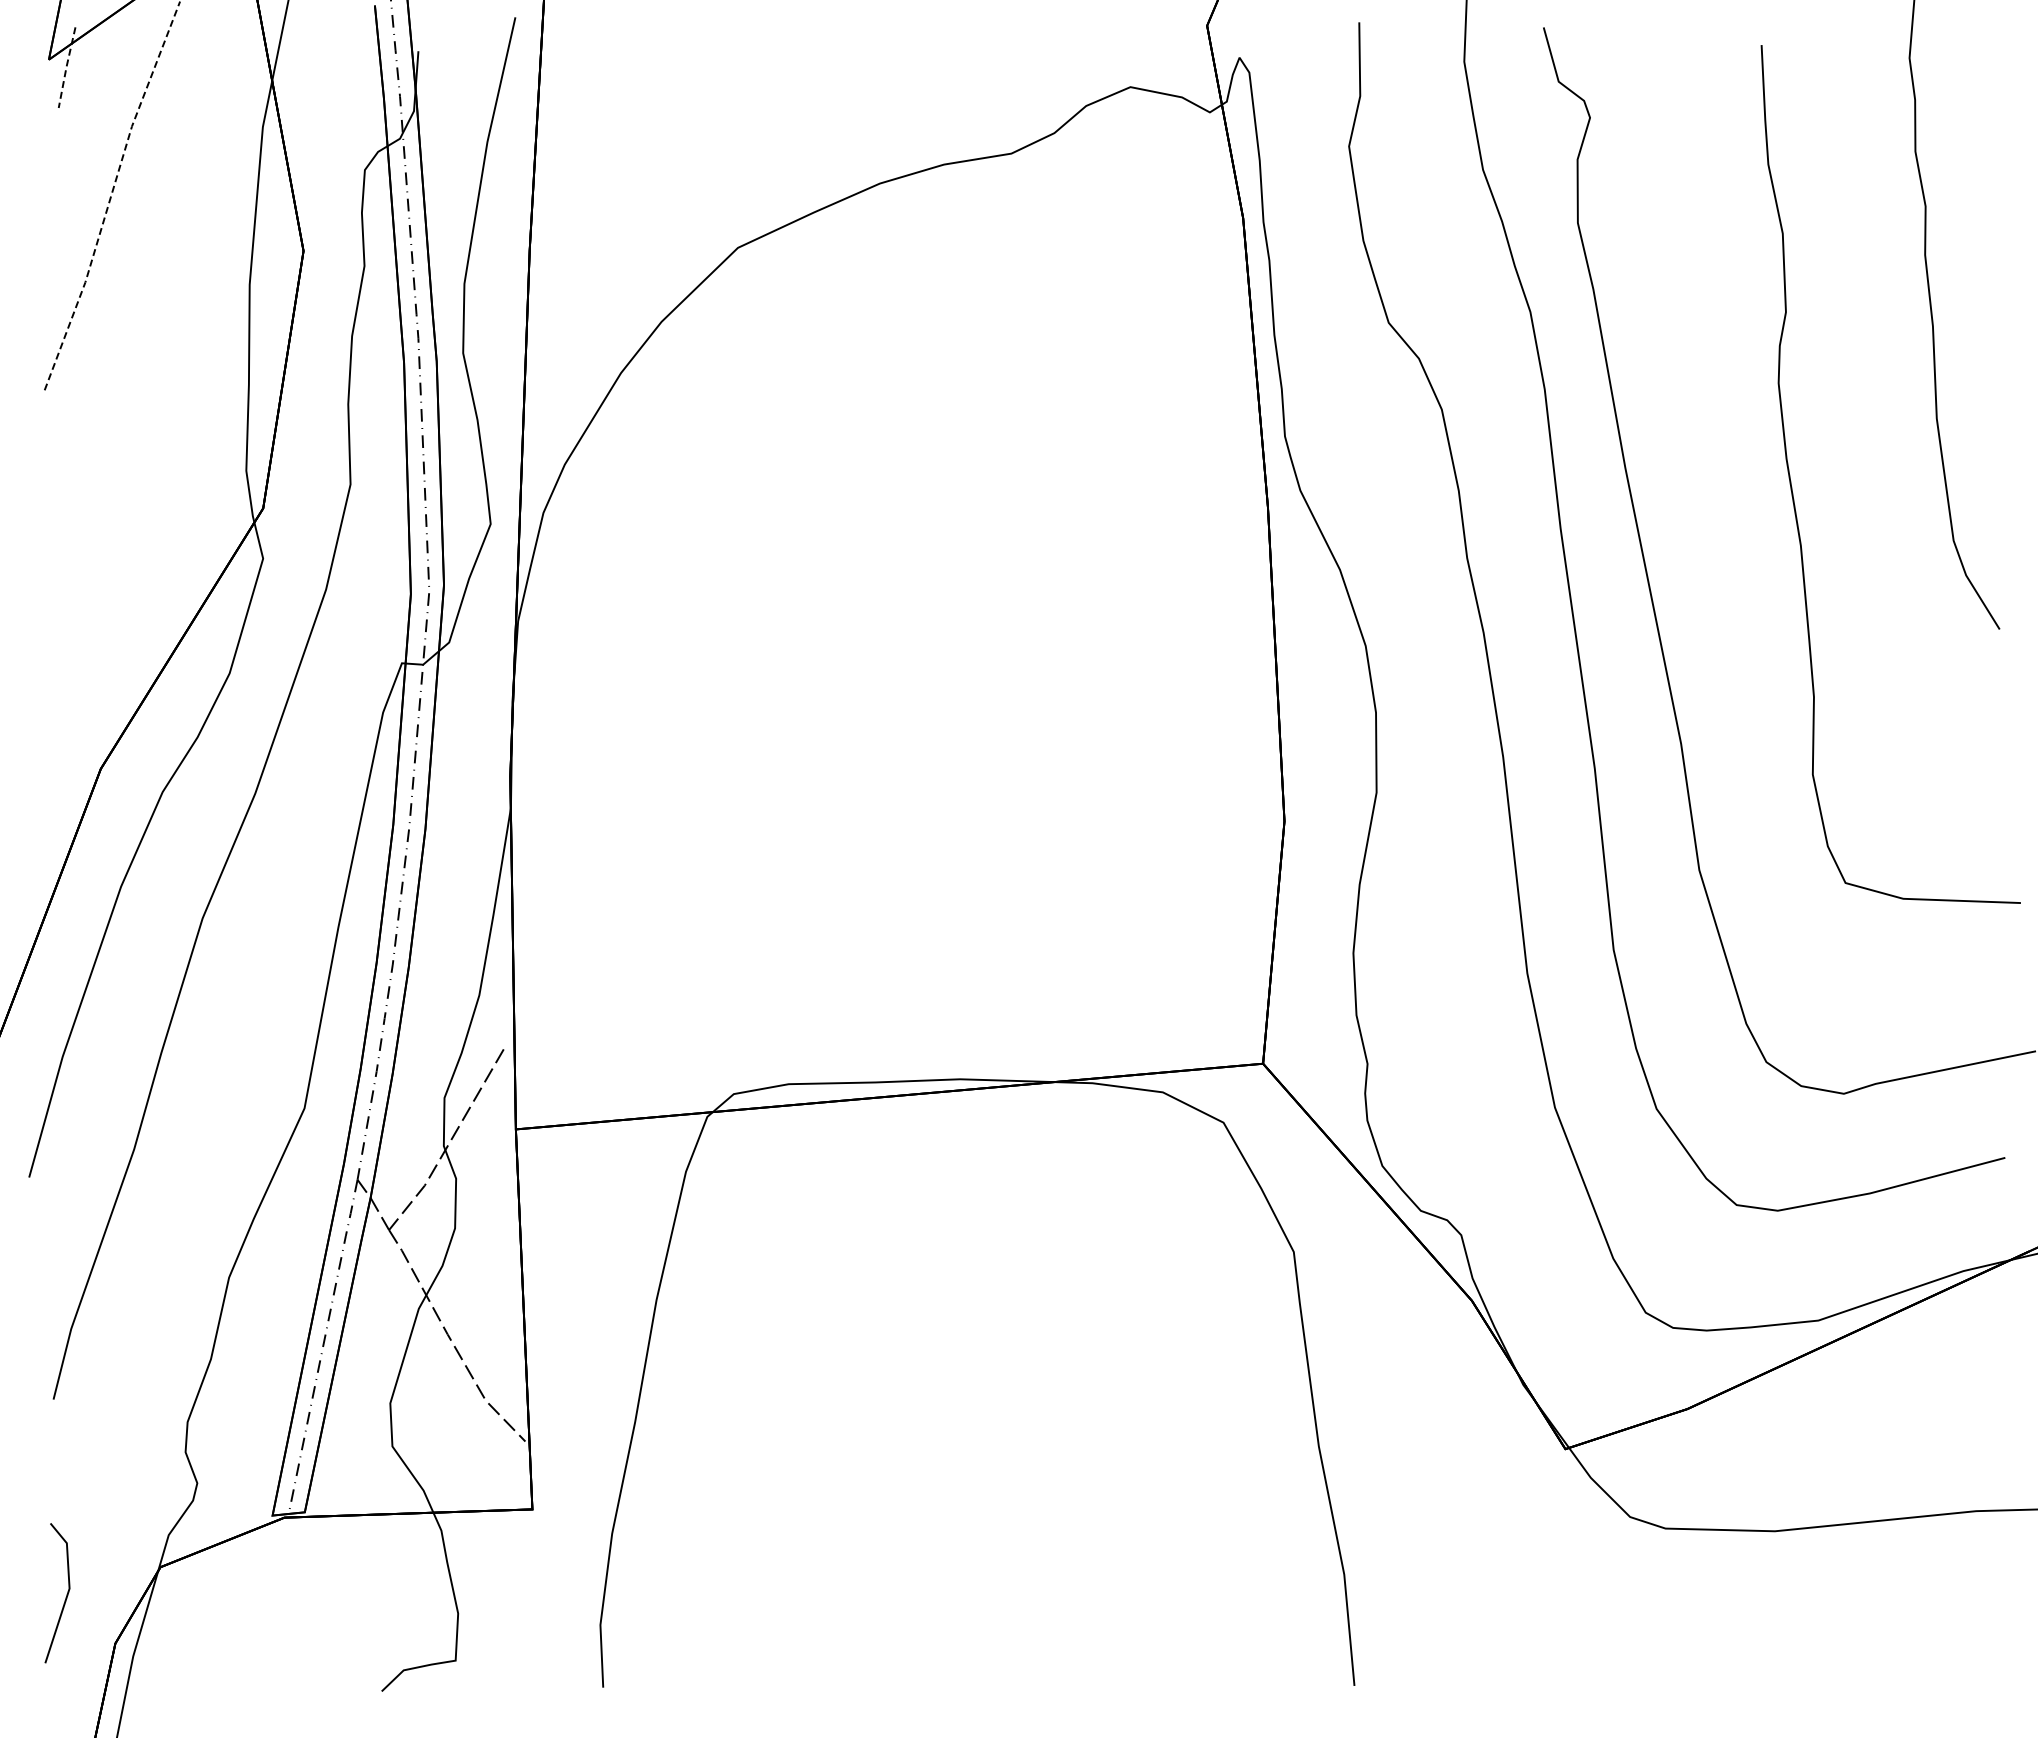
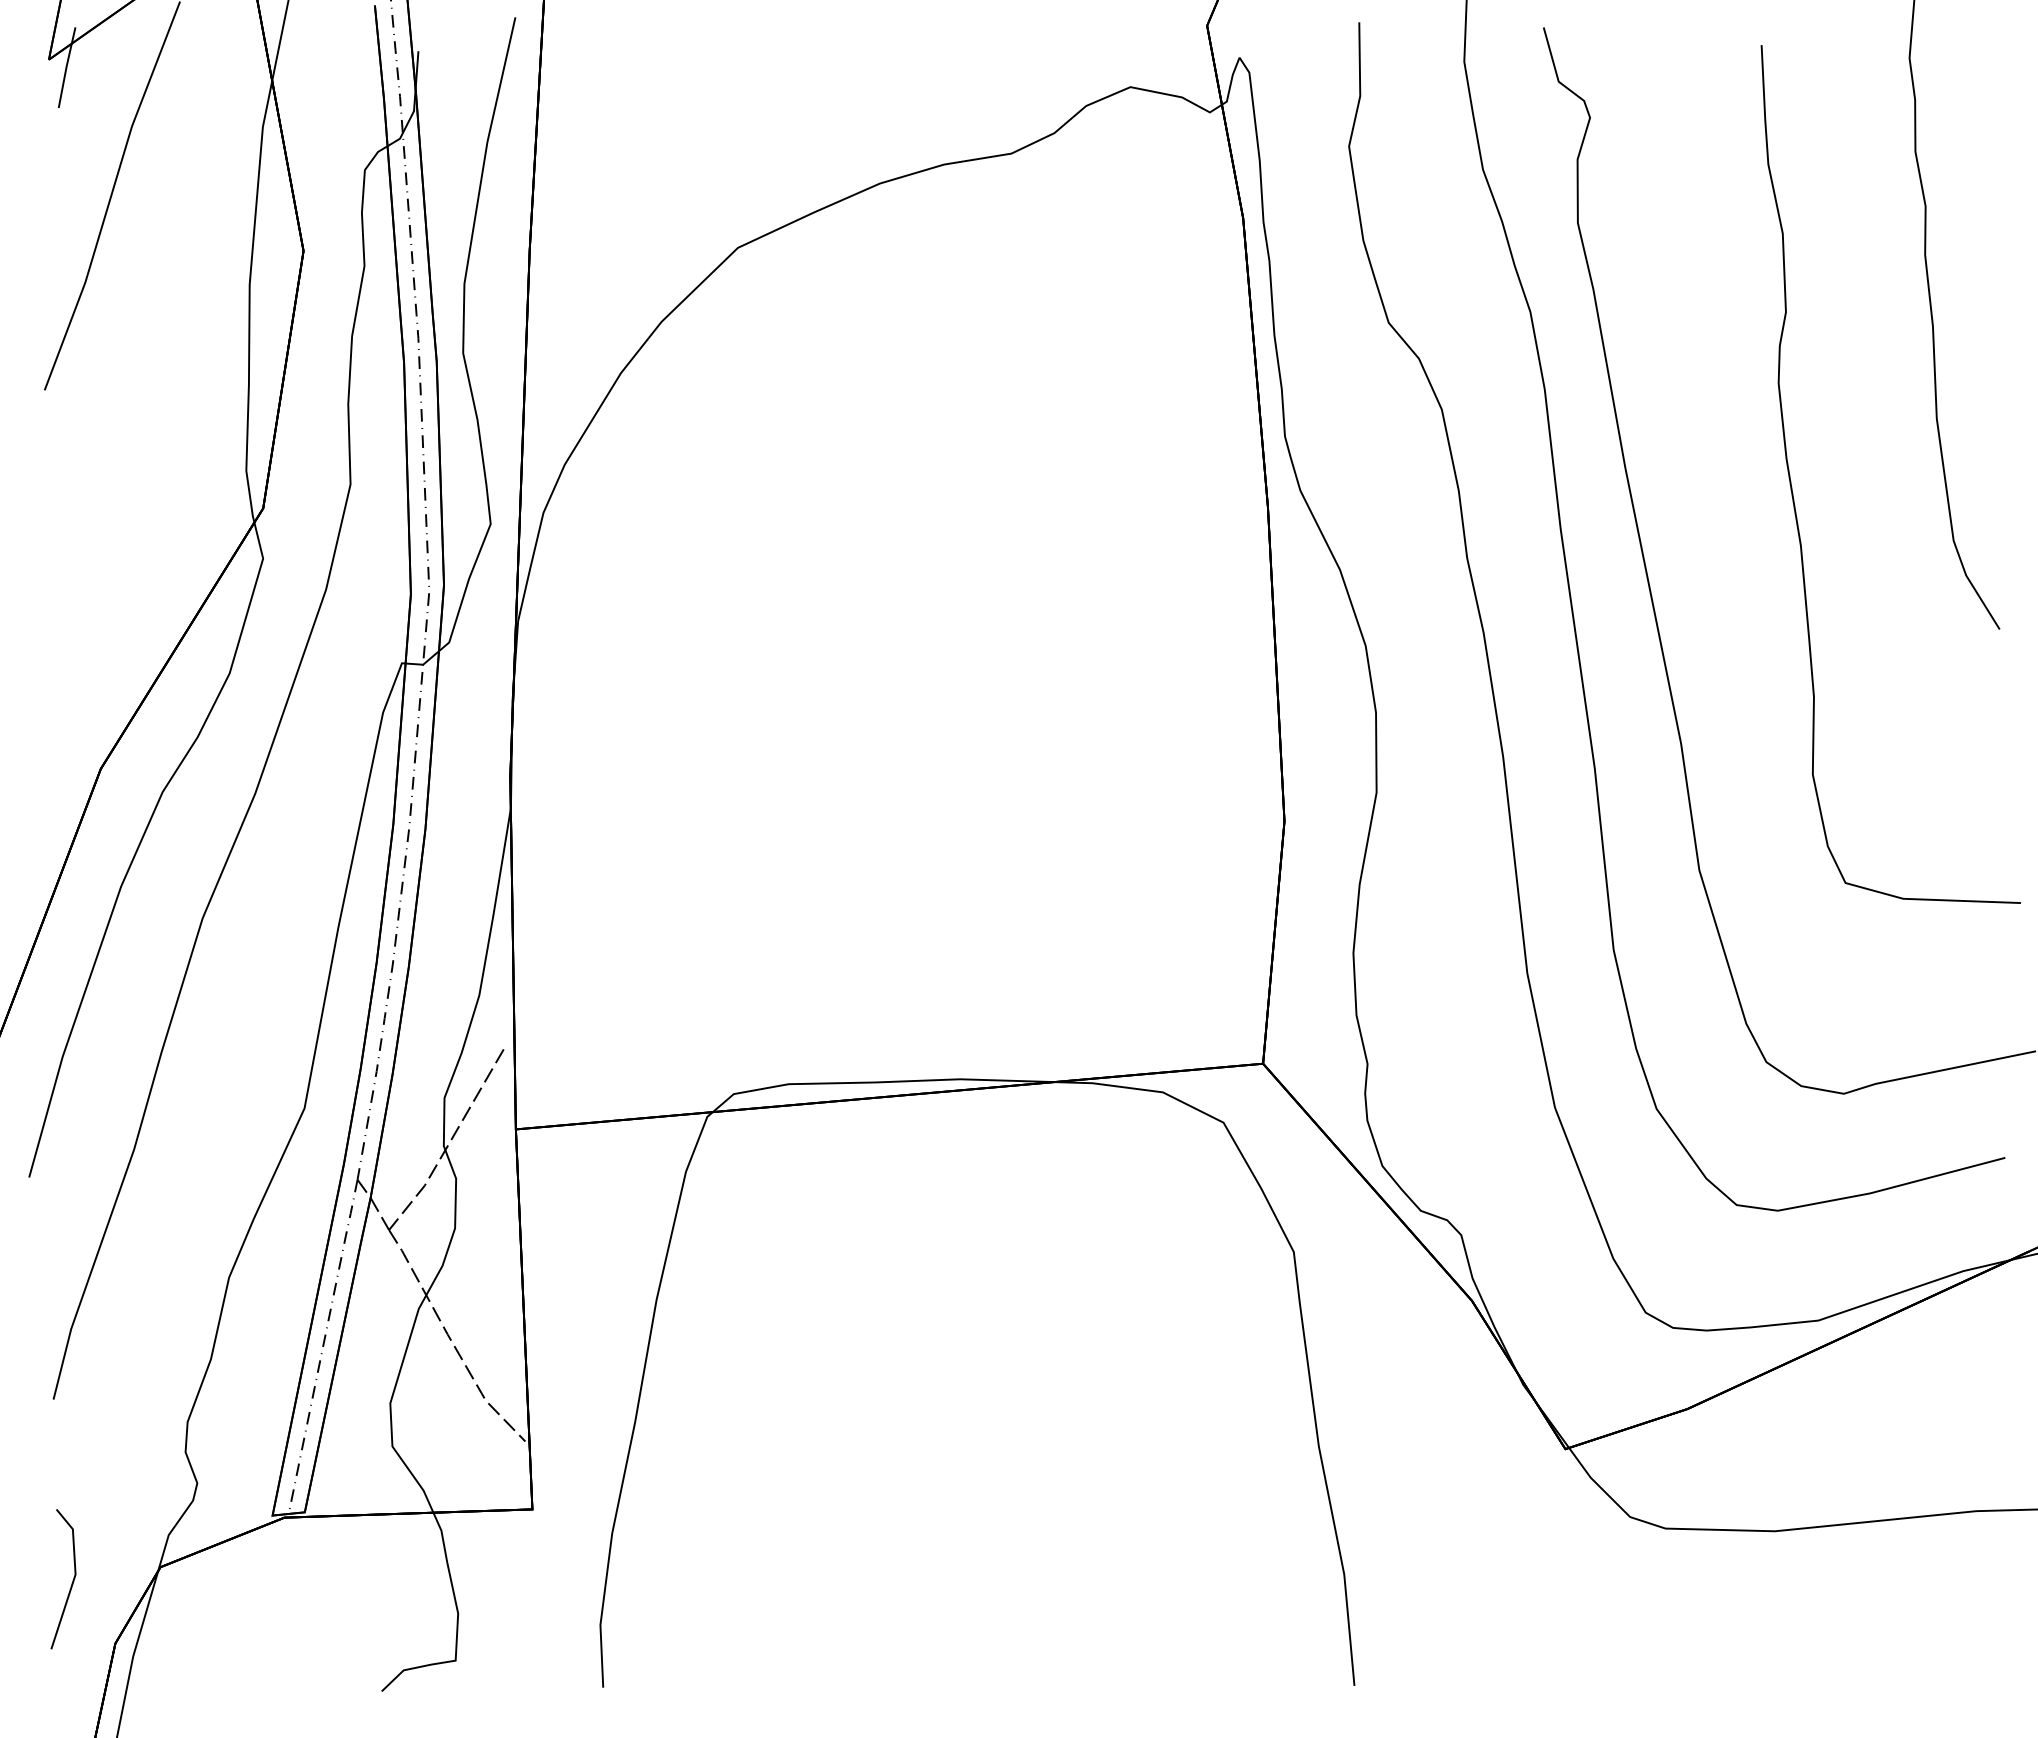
line: dashed -> solid (66, 67)
line: dashed -> solid (111, 195)
line position: (65, 1597) -> (71, 1583) (71, 1583)
